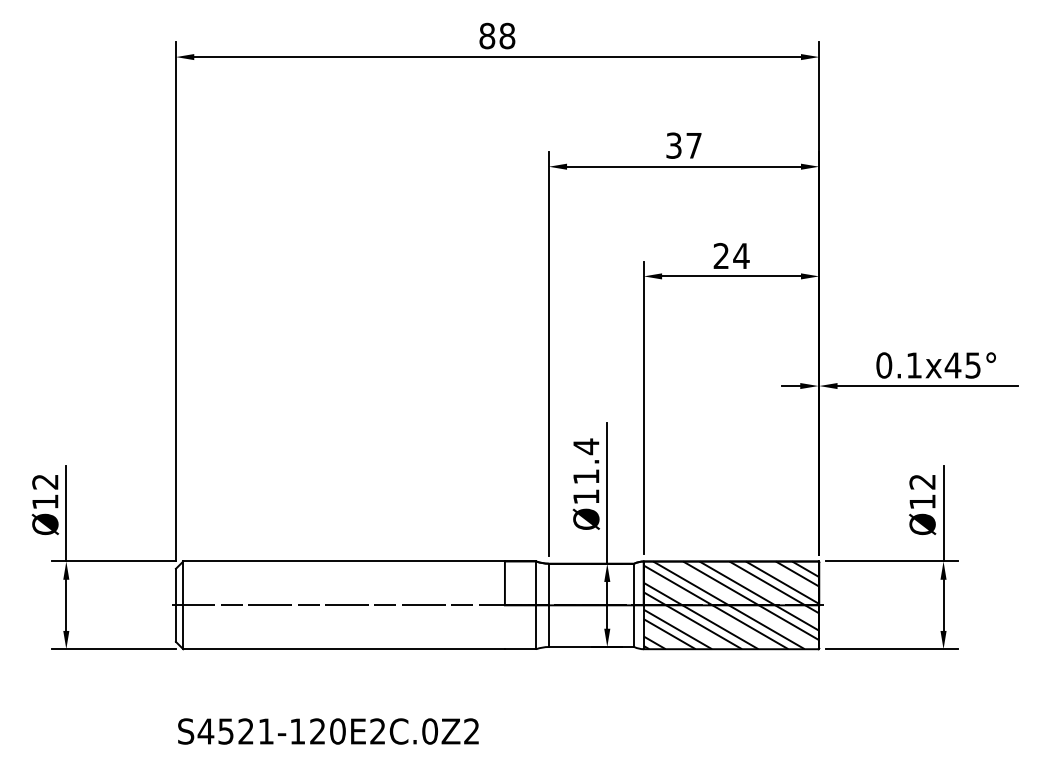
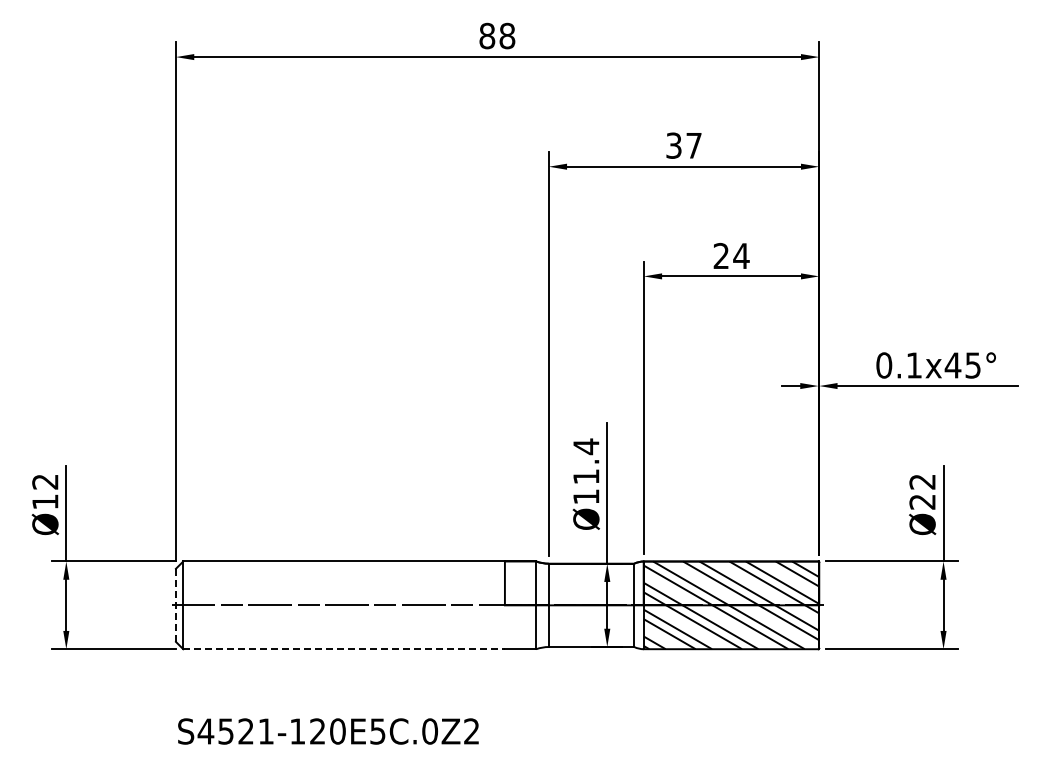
text: Ø12 -> Ø22 (922, 501)
line: solid -> dashed (175, 605)
line: solid -> dashed (344, 649)
text: S4521-120E2C.0Z2 -> S4521-120E5C.0Z2 (377, 731)
